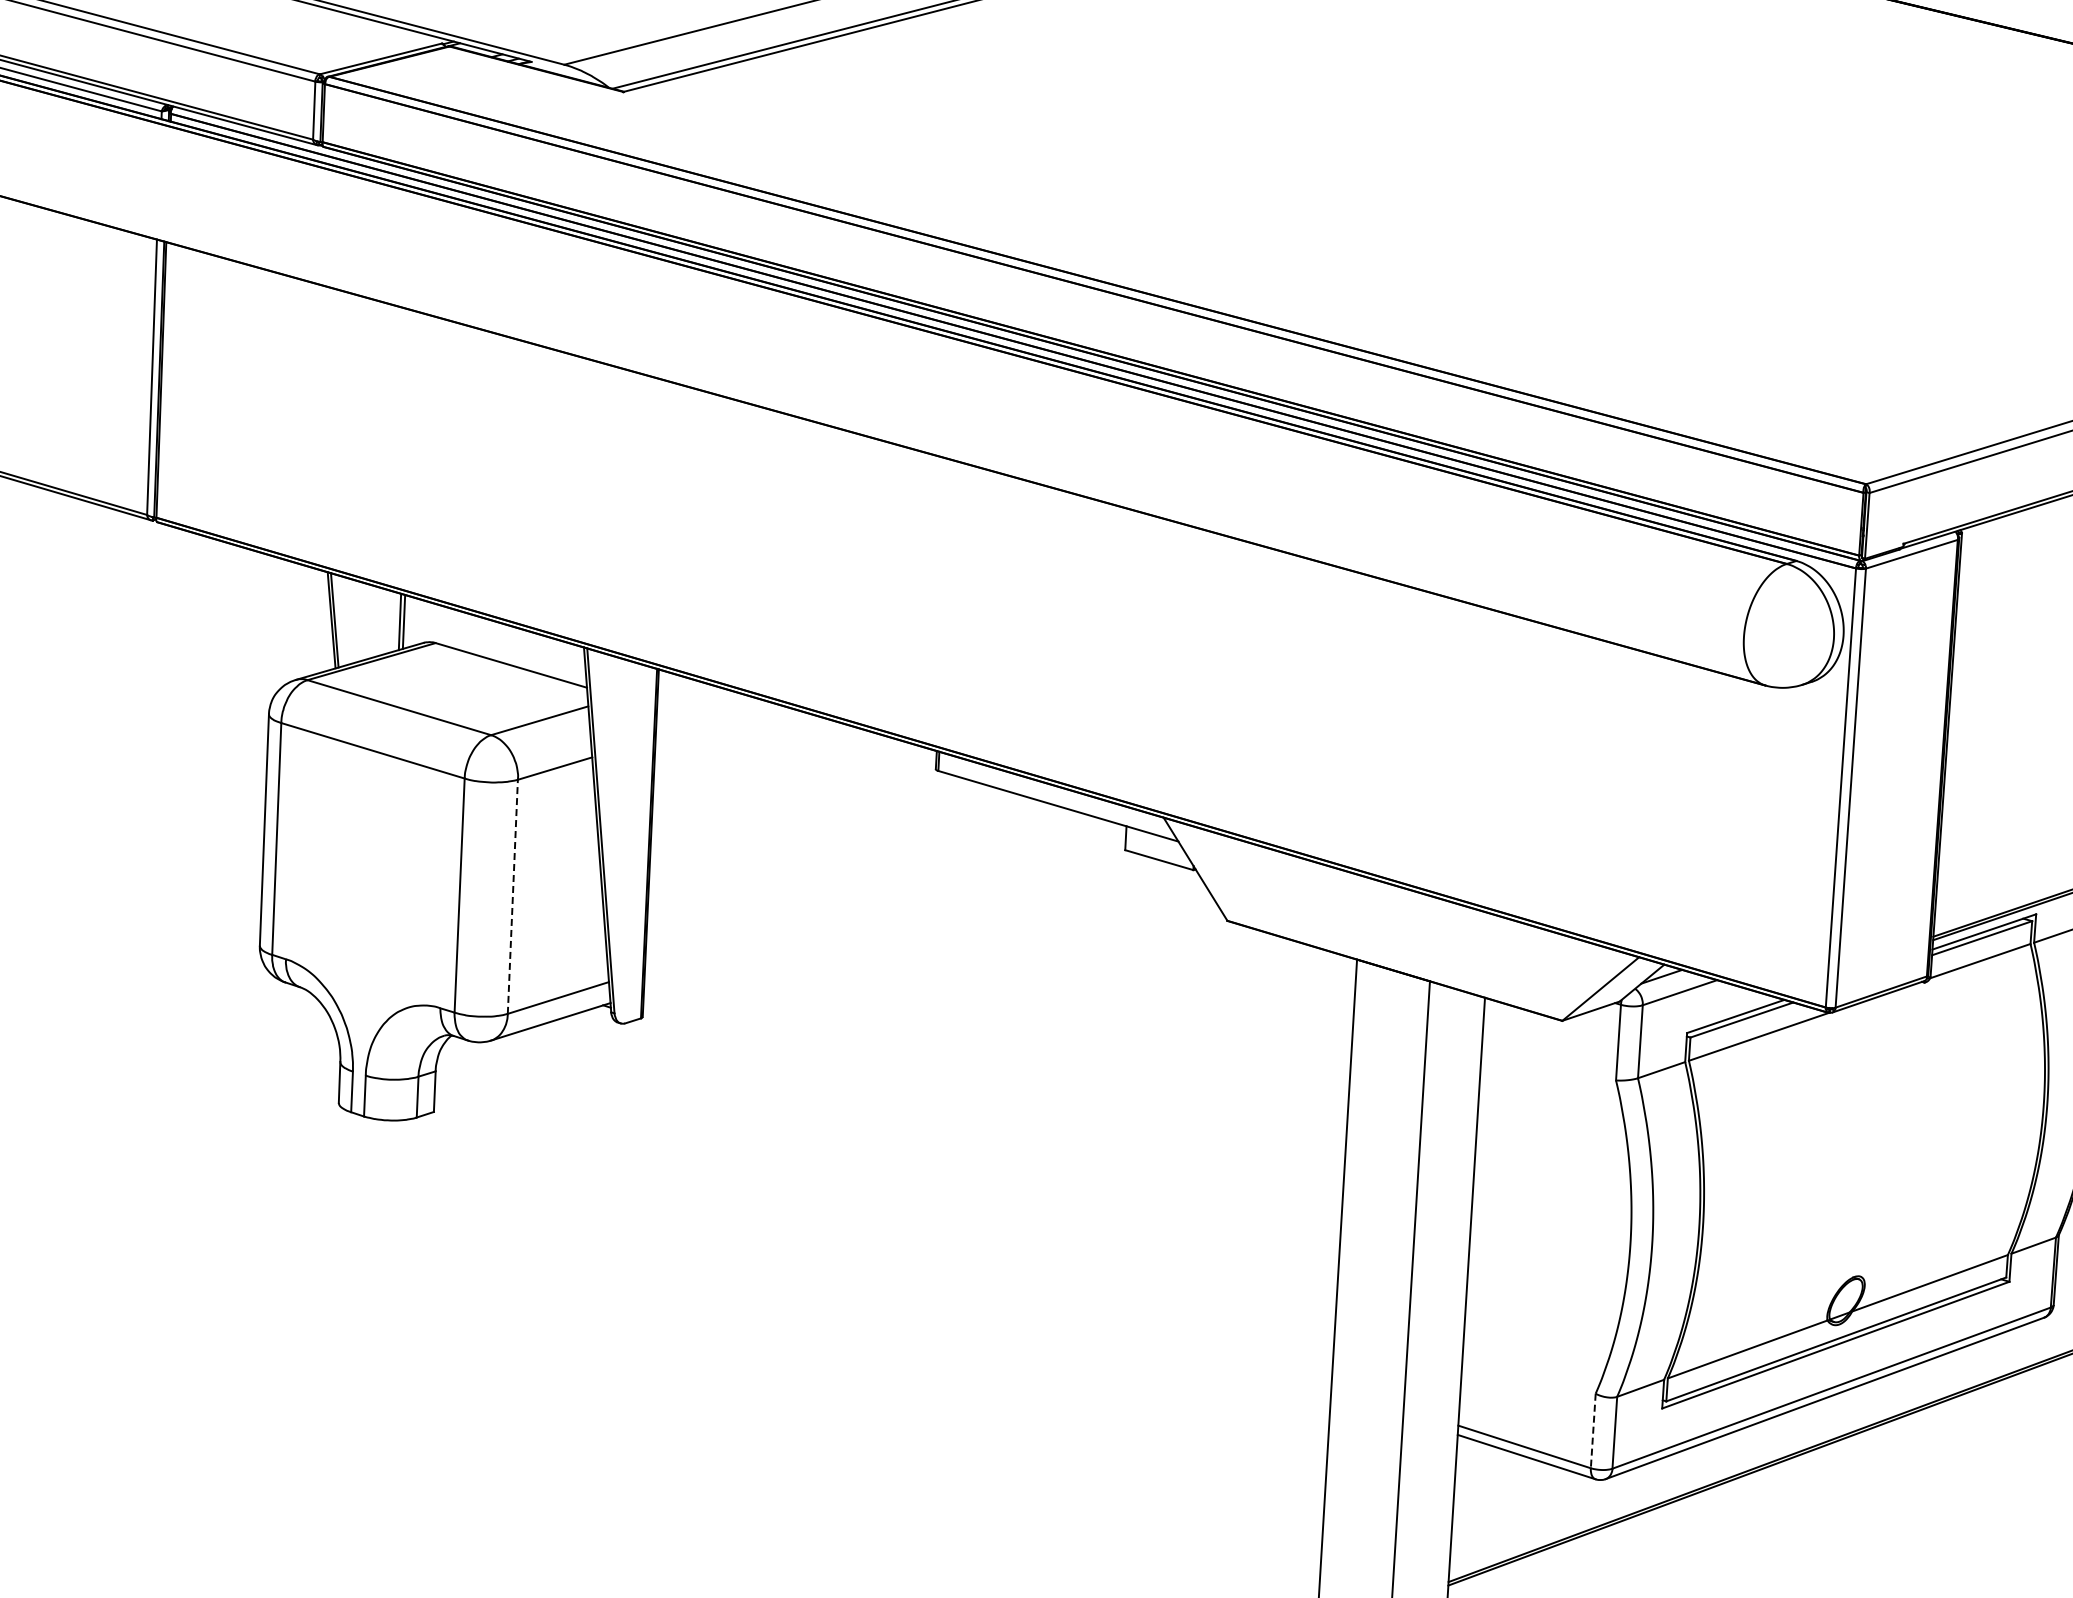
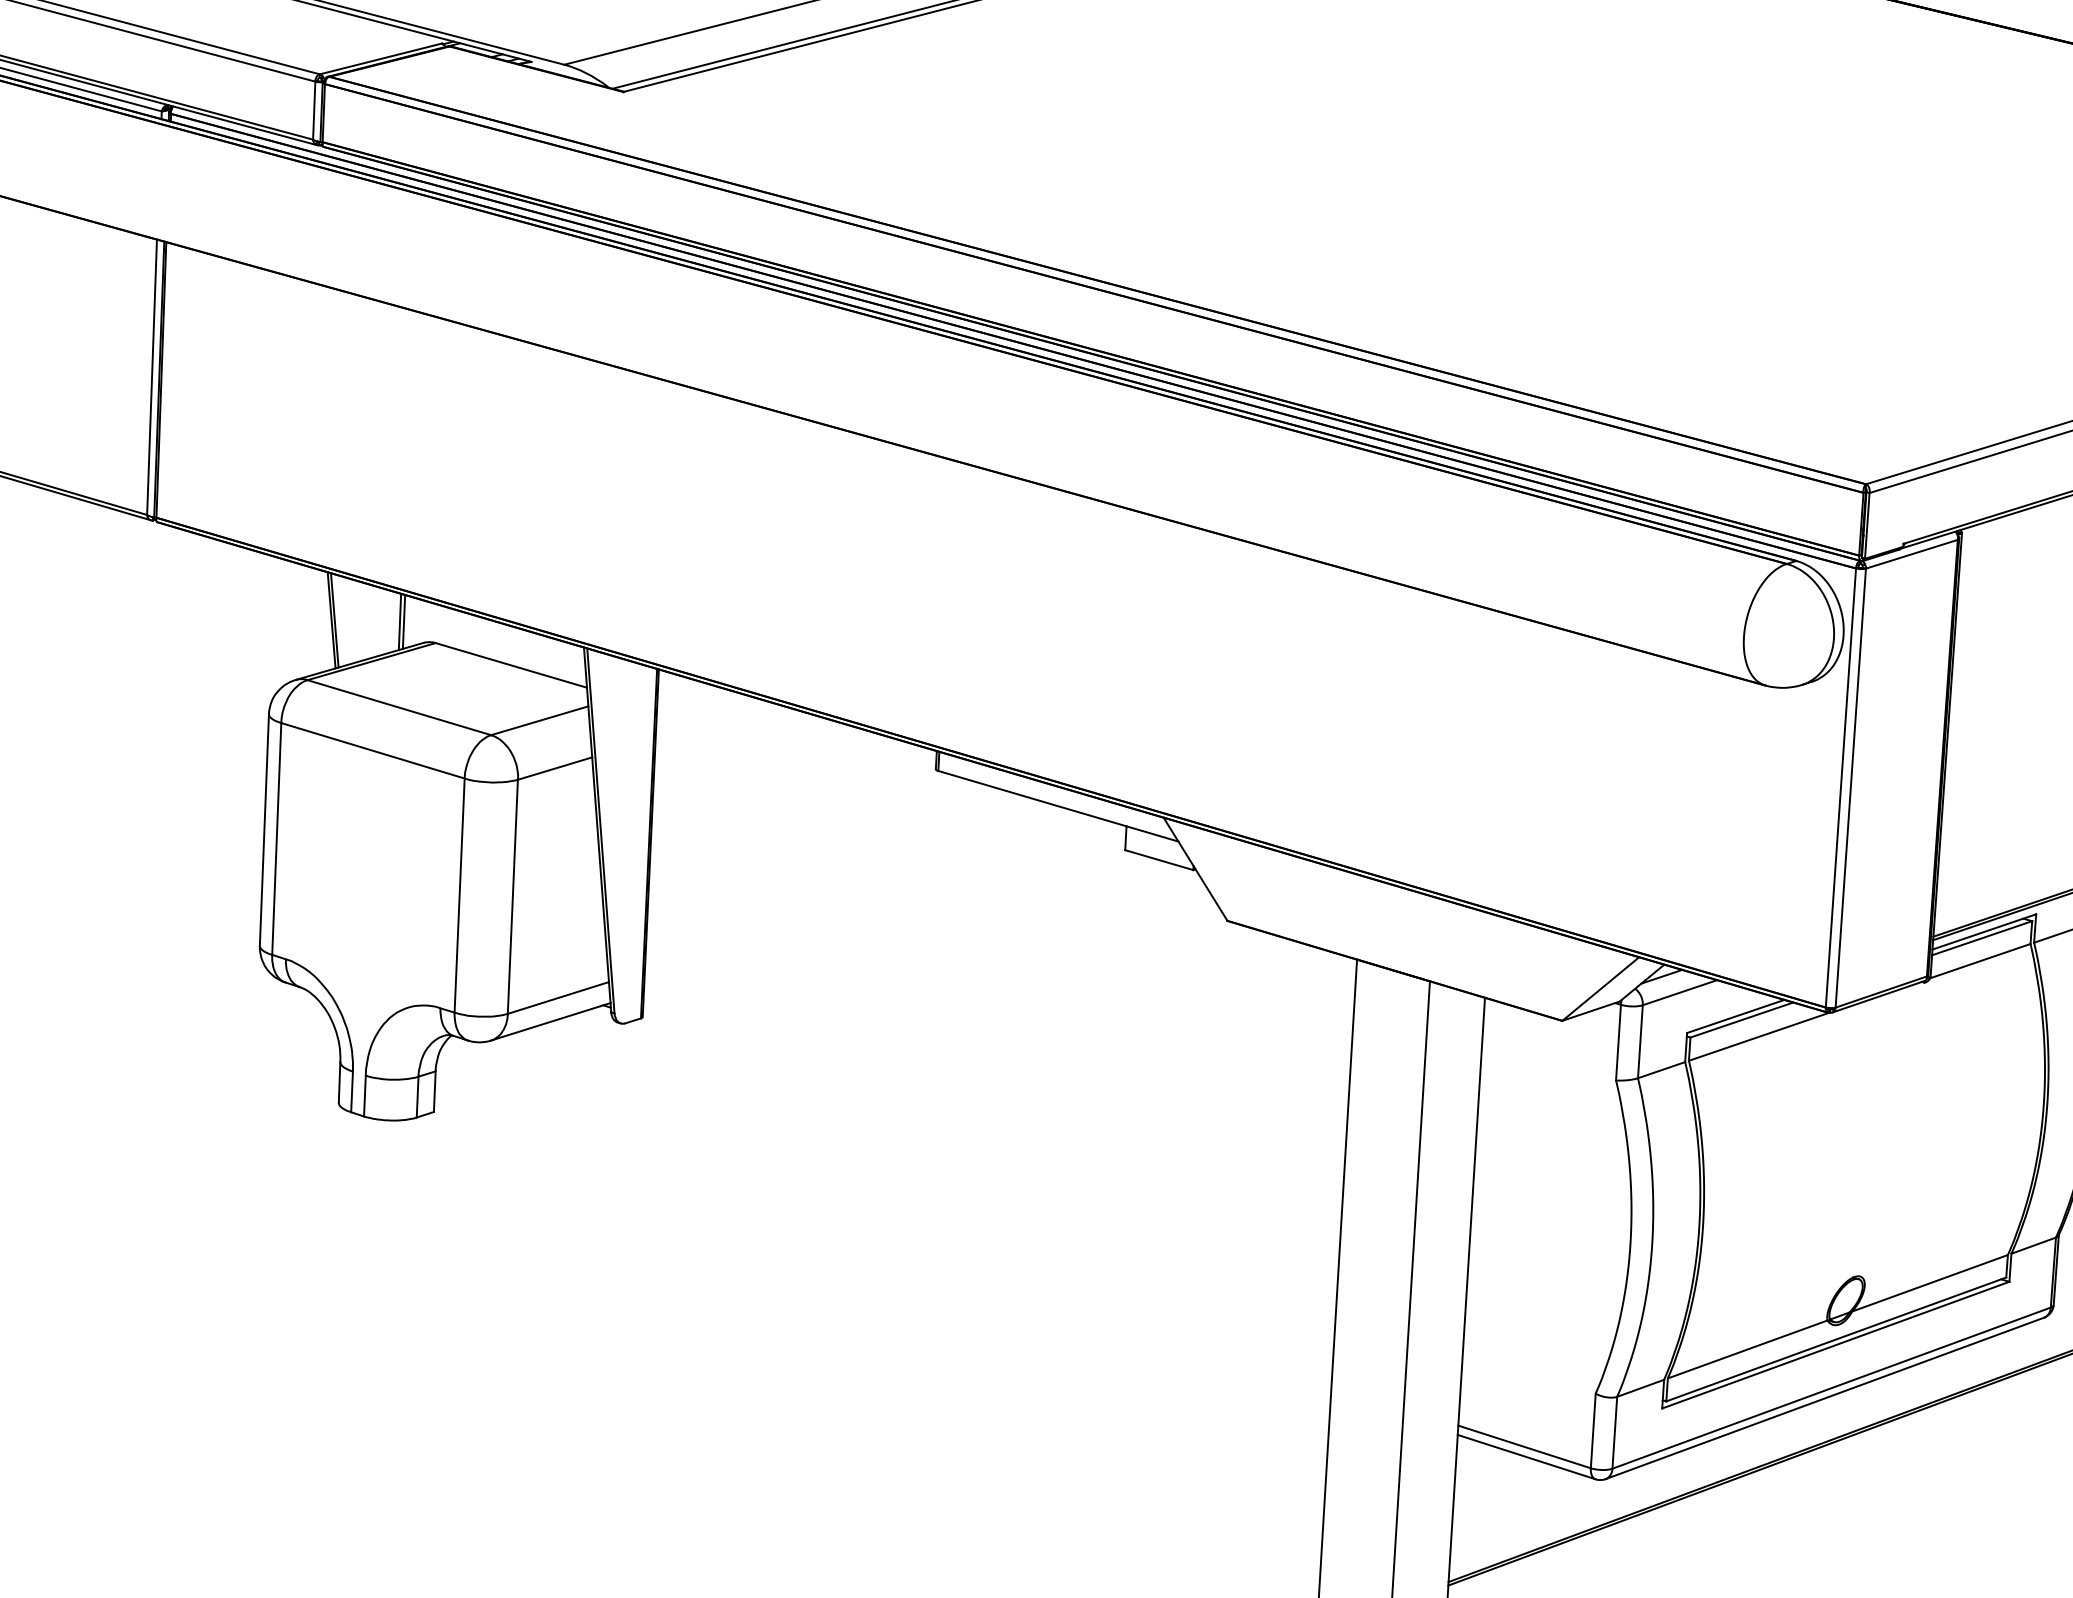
line: dashed -> solid (512, 896)
line: dashed -> solid (1593, 1431)
